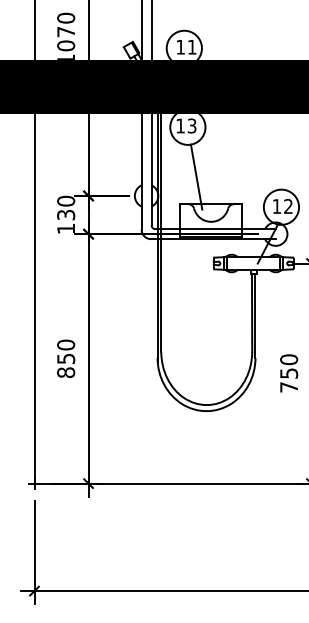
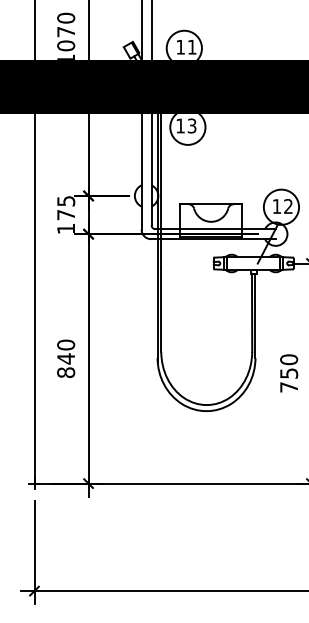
line: present -> none (196, 176)
text: 130 -> 175 (66, 207)
text: 850 -> 840 (66, 358)
